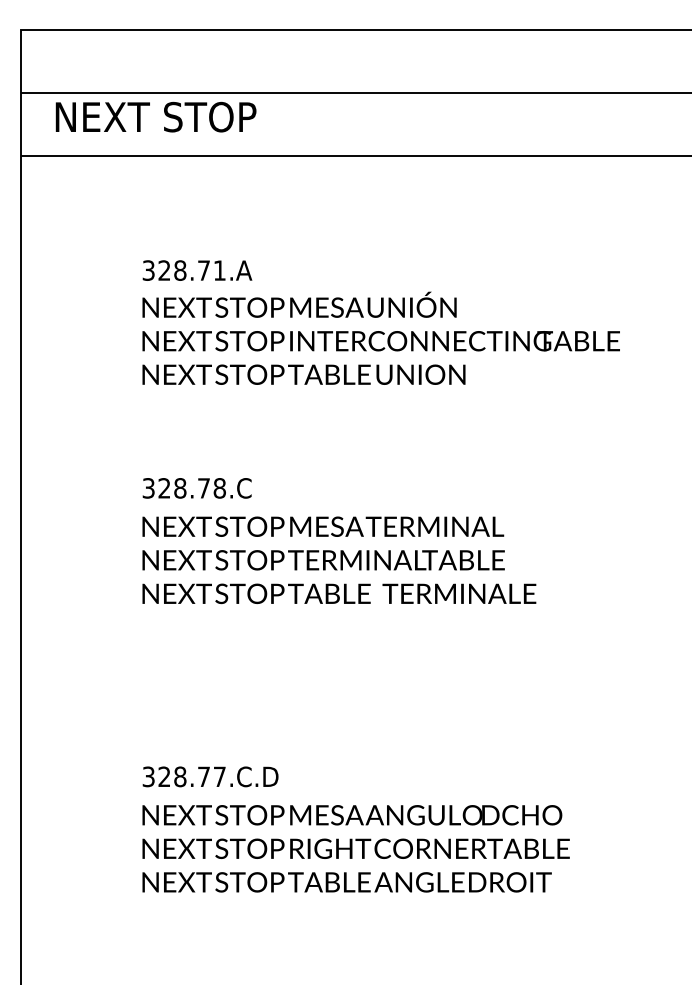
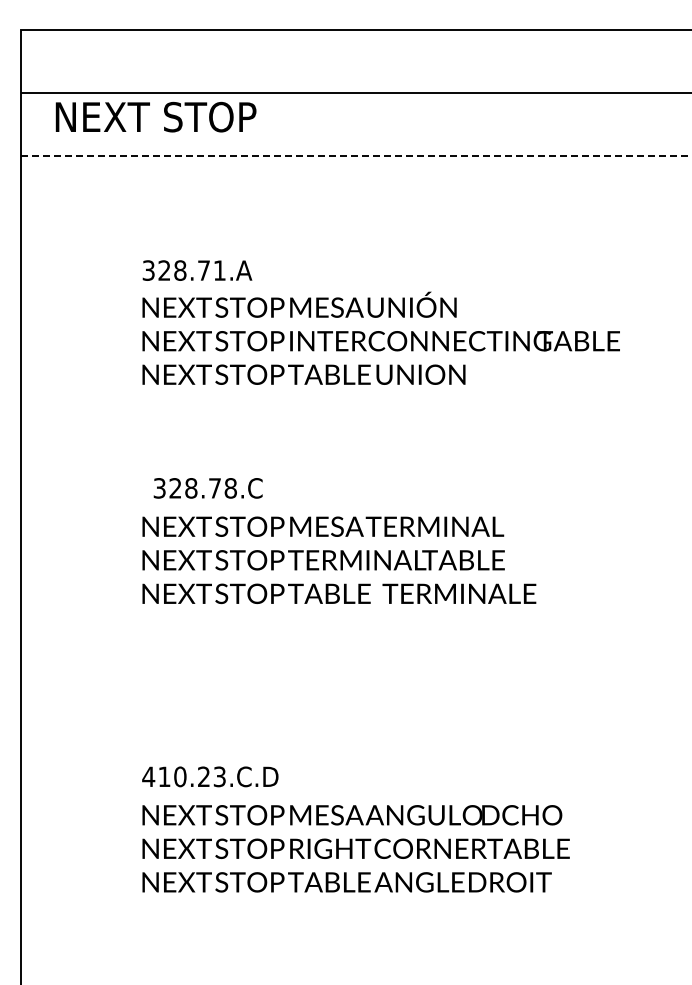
line: solid -> dashed (356, 156)
text position: (196, 488) -> (207, 488) (207, 488)
text: 328.77.C.D -> 410.23.C.D (183, 776)
